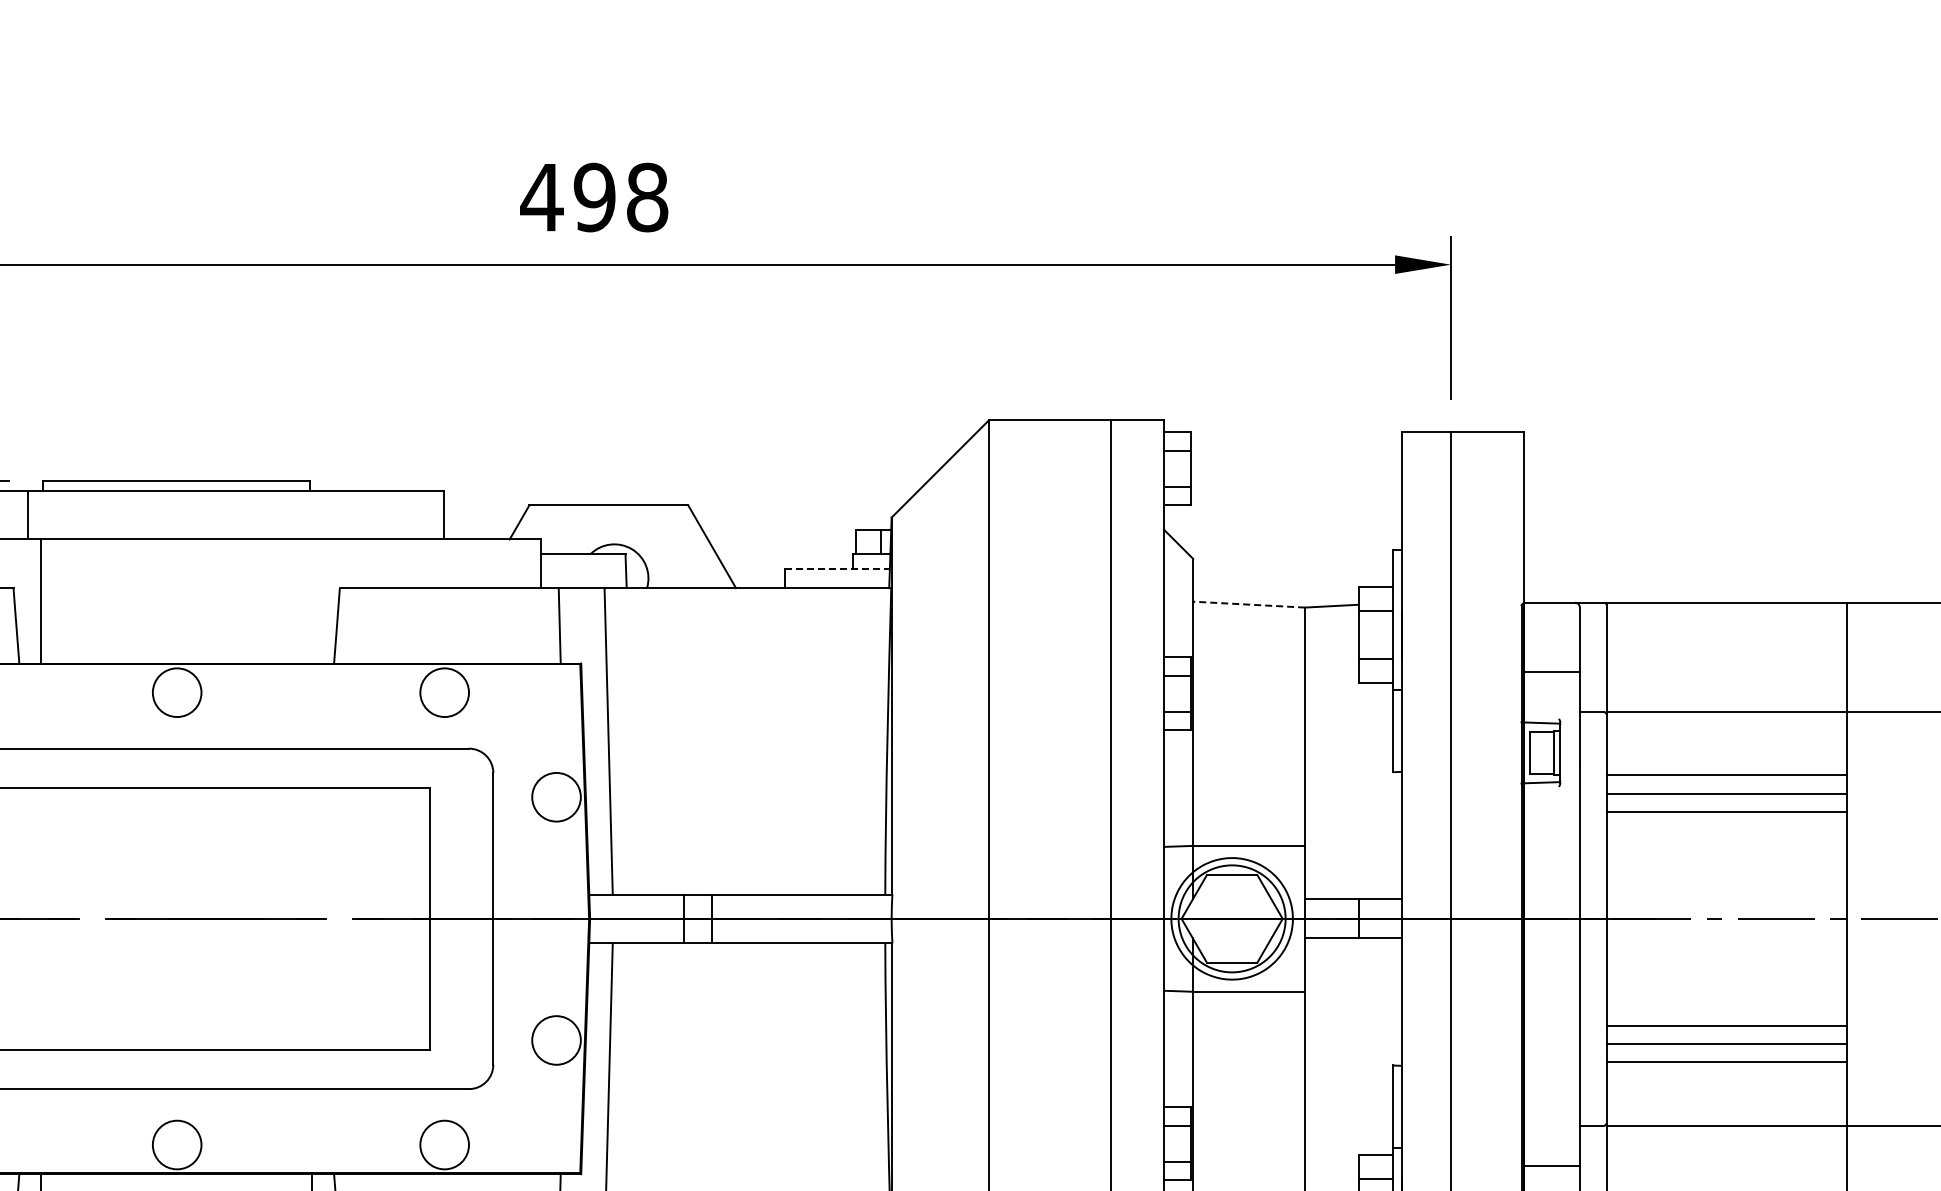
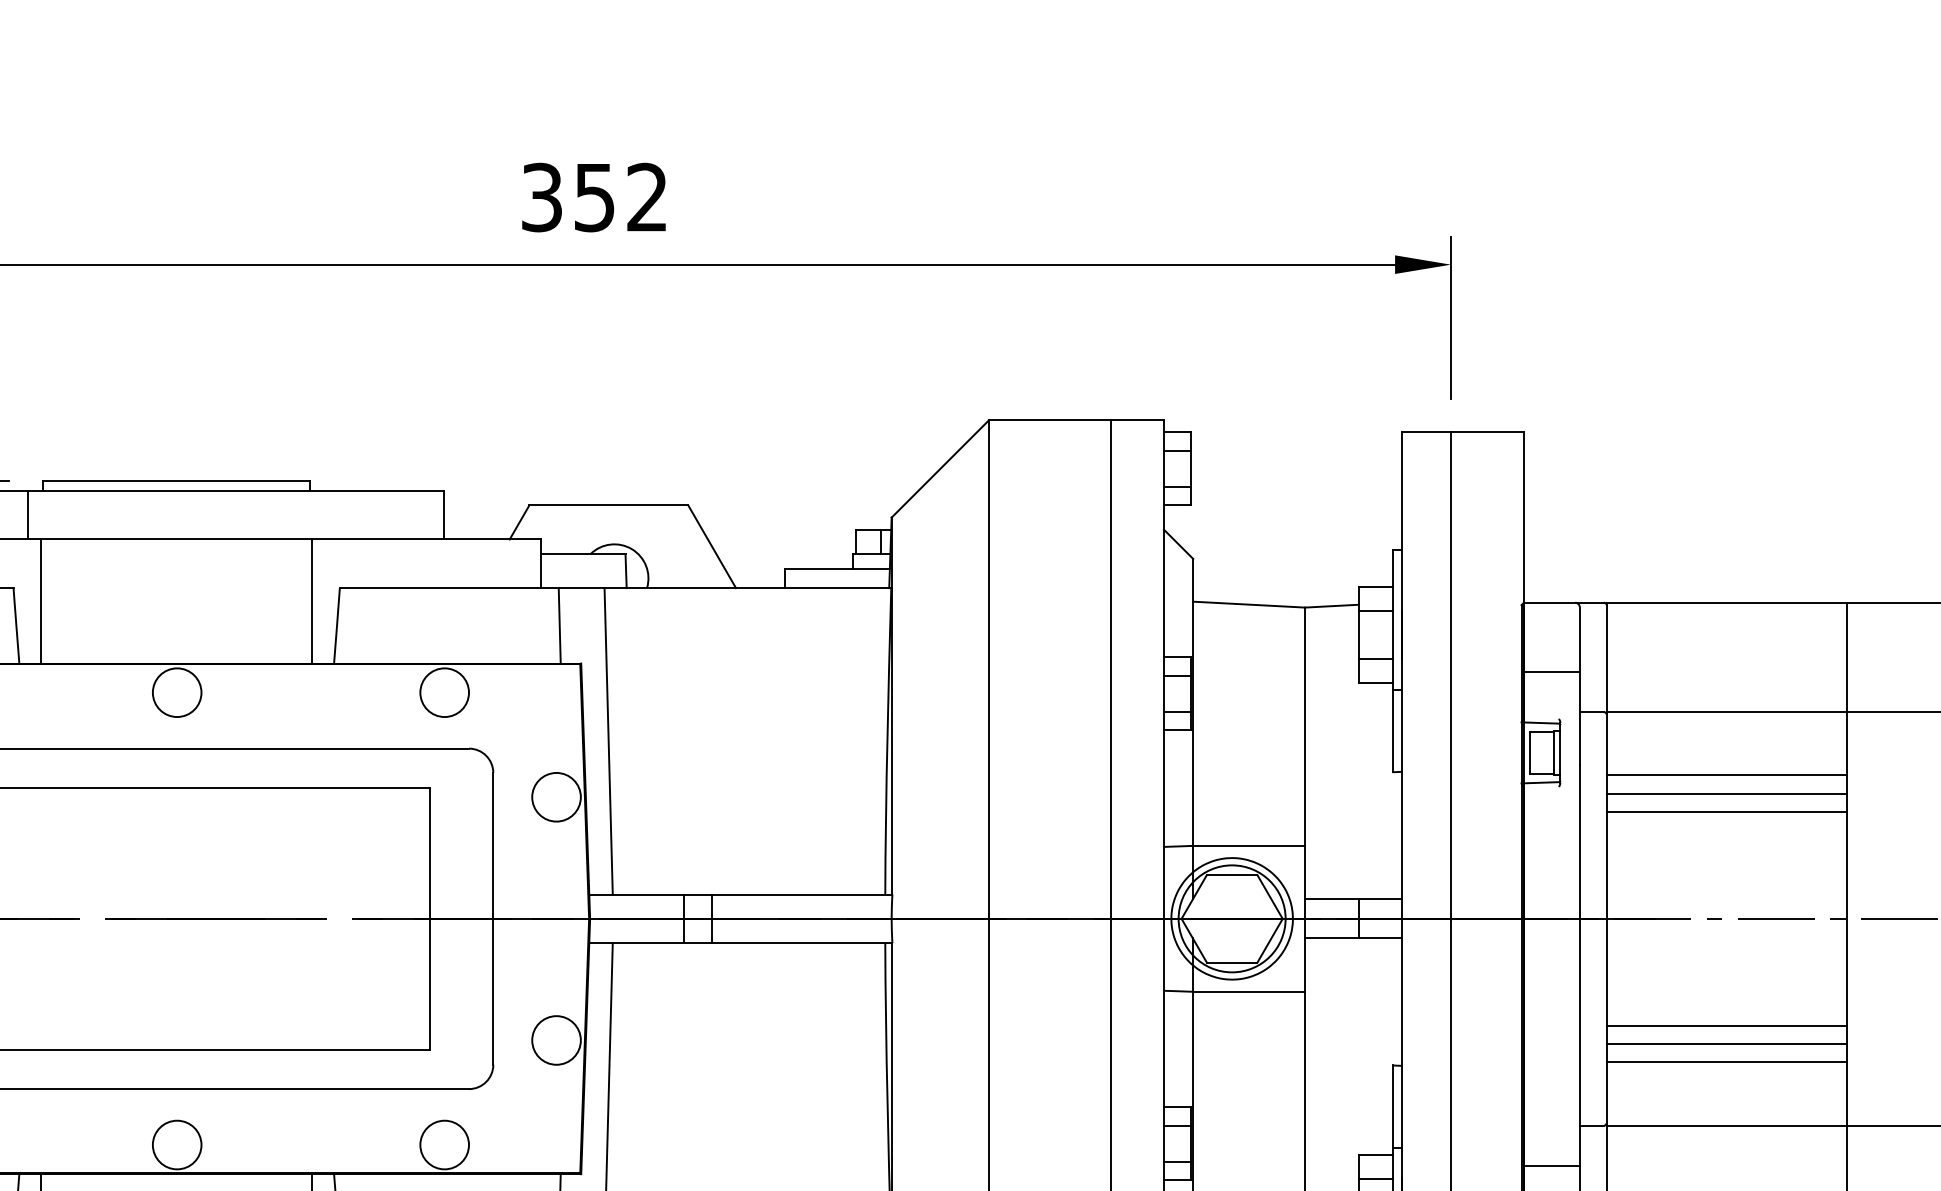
text: 498 -> 352 (594, 197)
line: dashed -> solid (837, 568)
line: none -> present (312, 601)
line: dashed -> solid (1248, 604)
